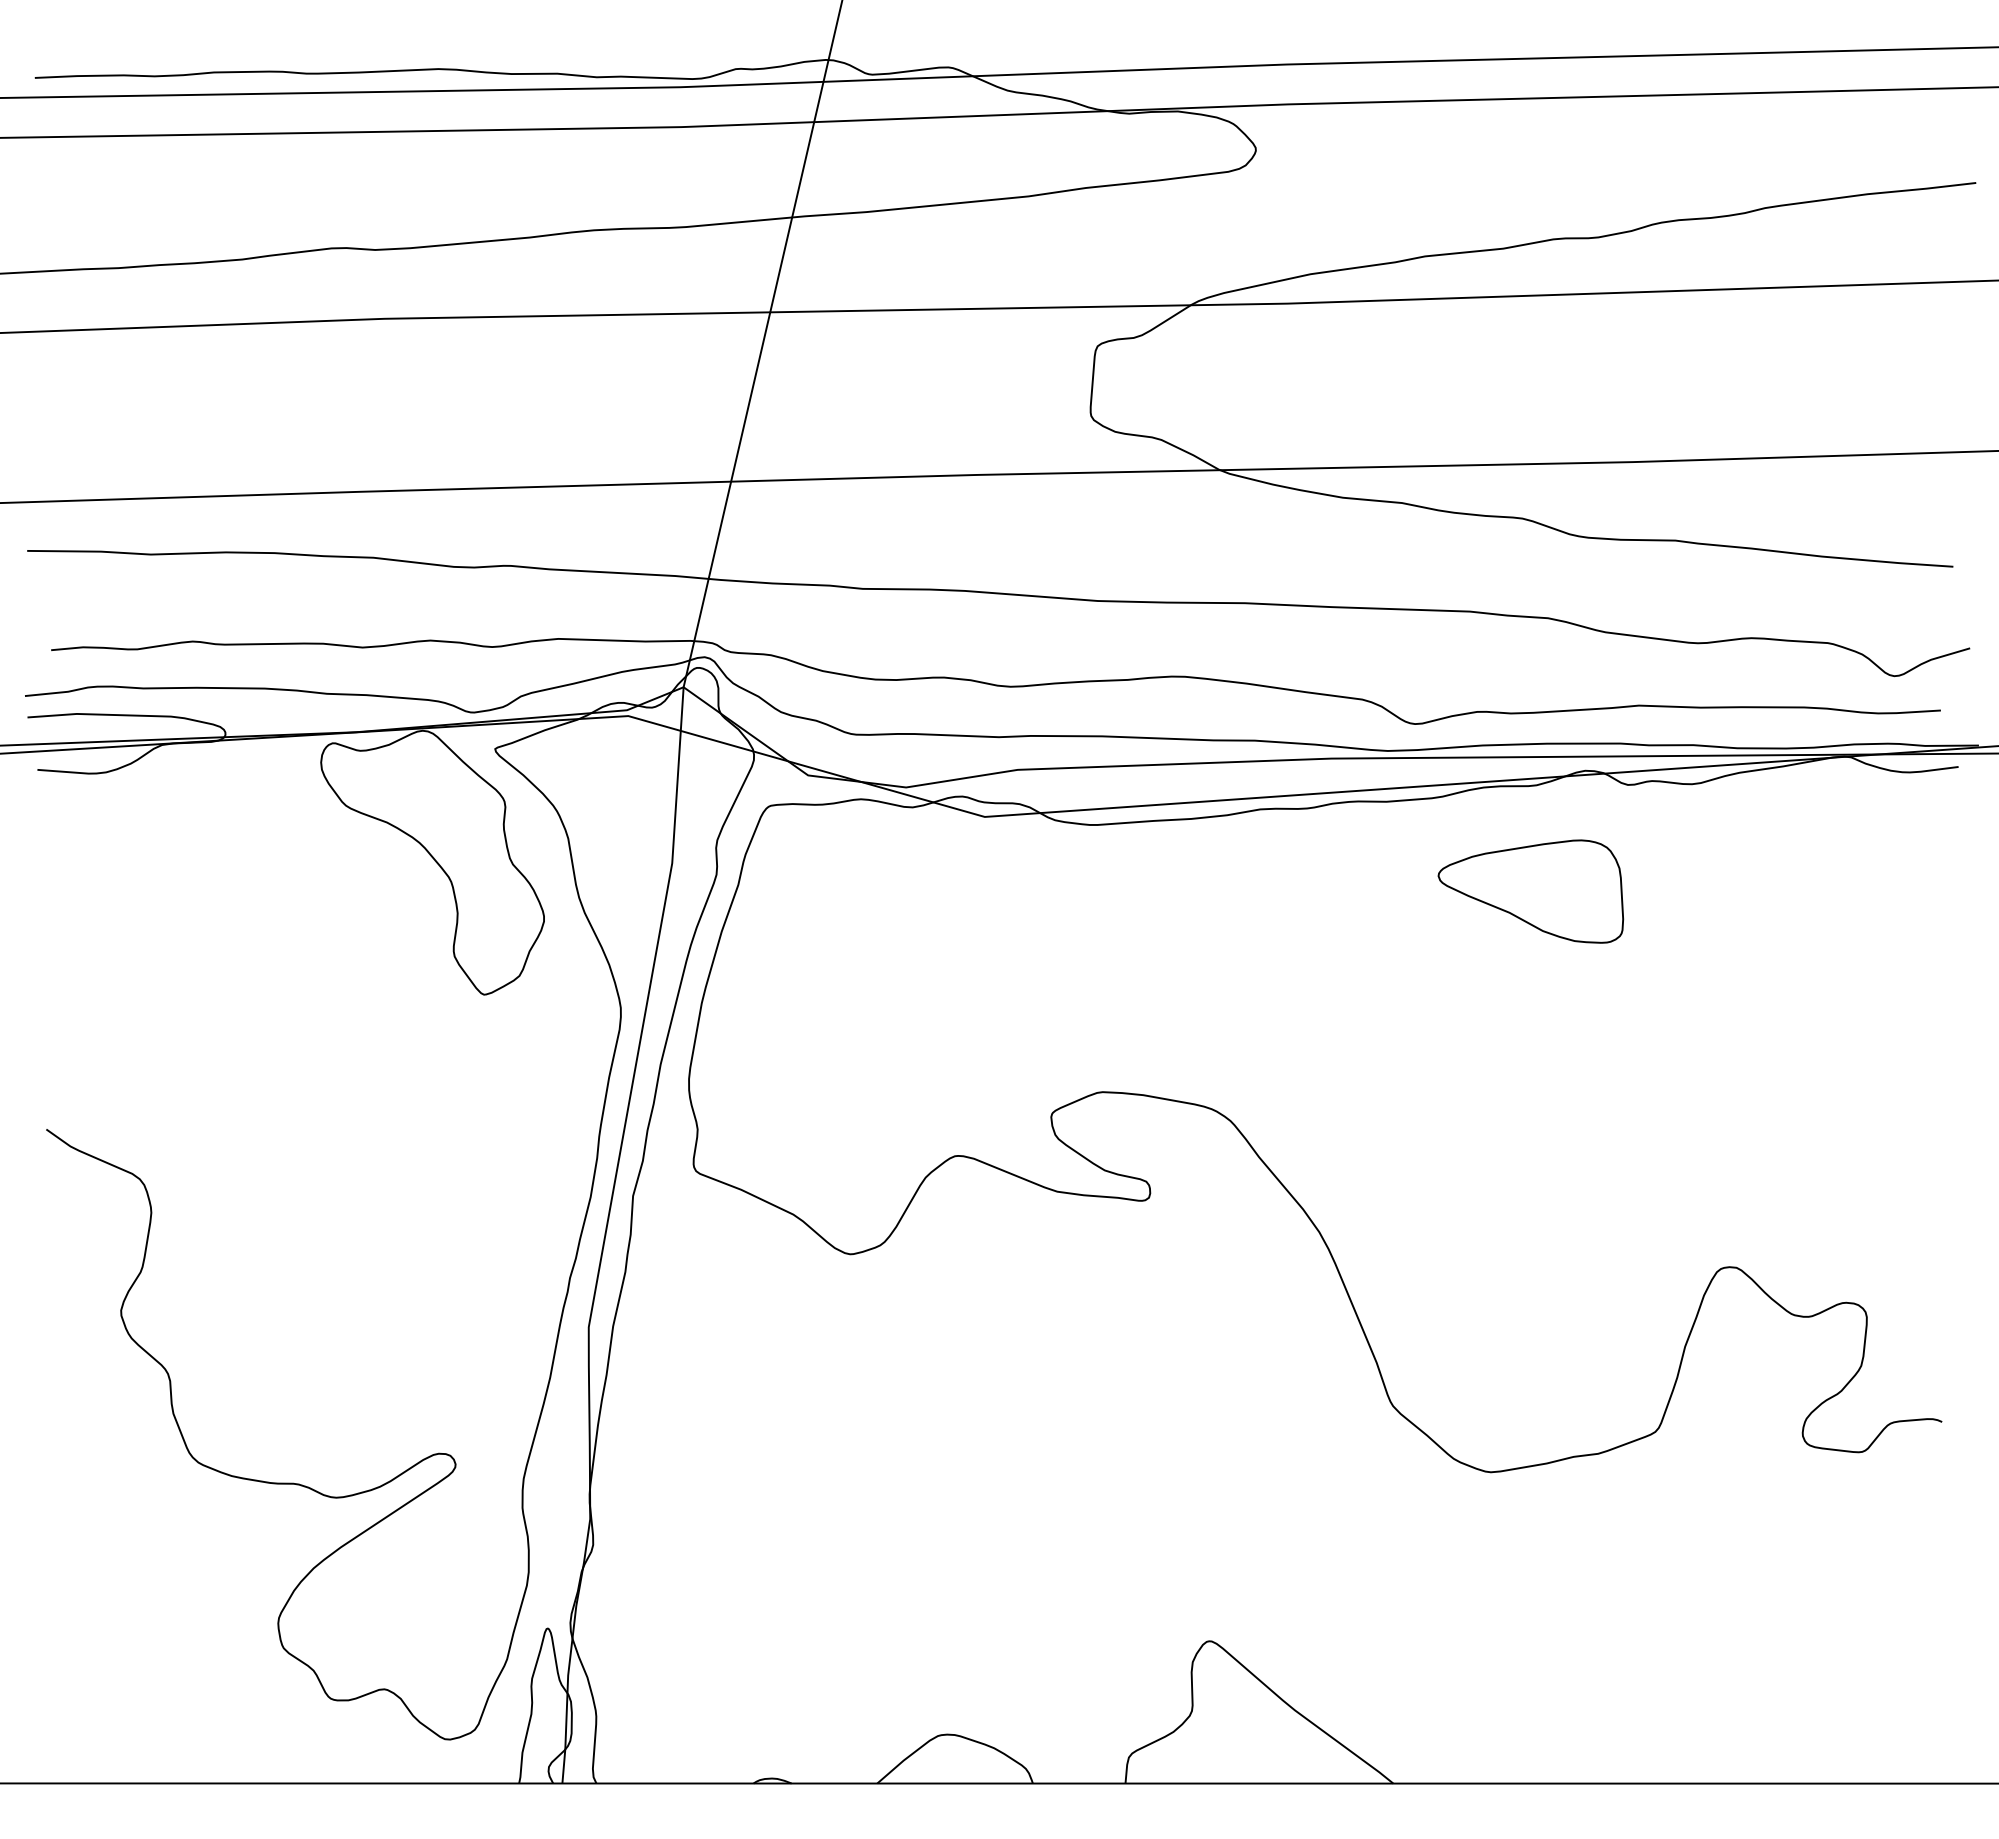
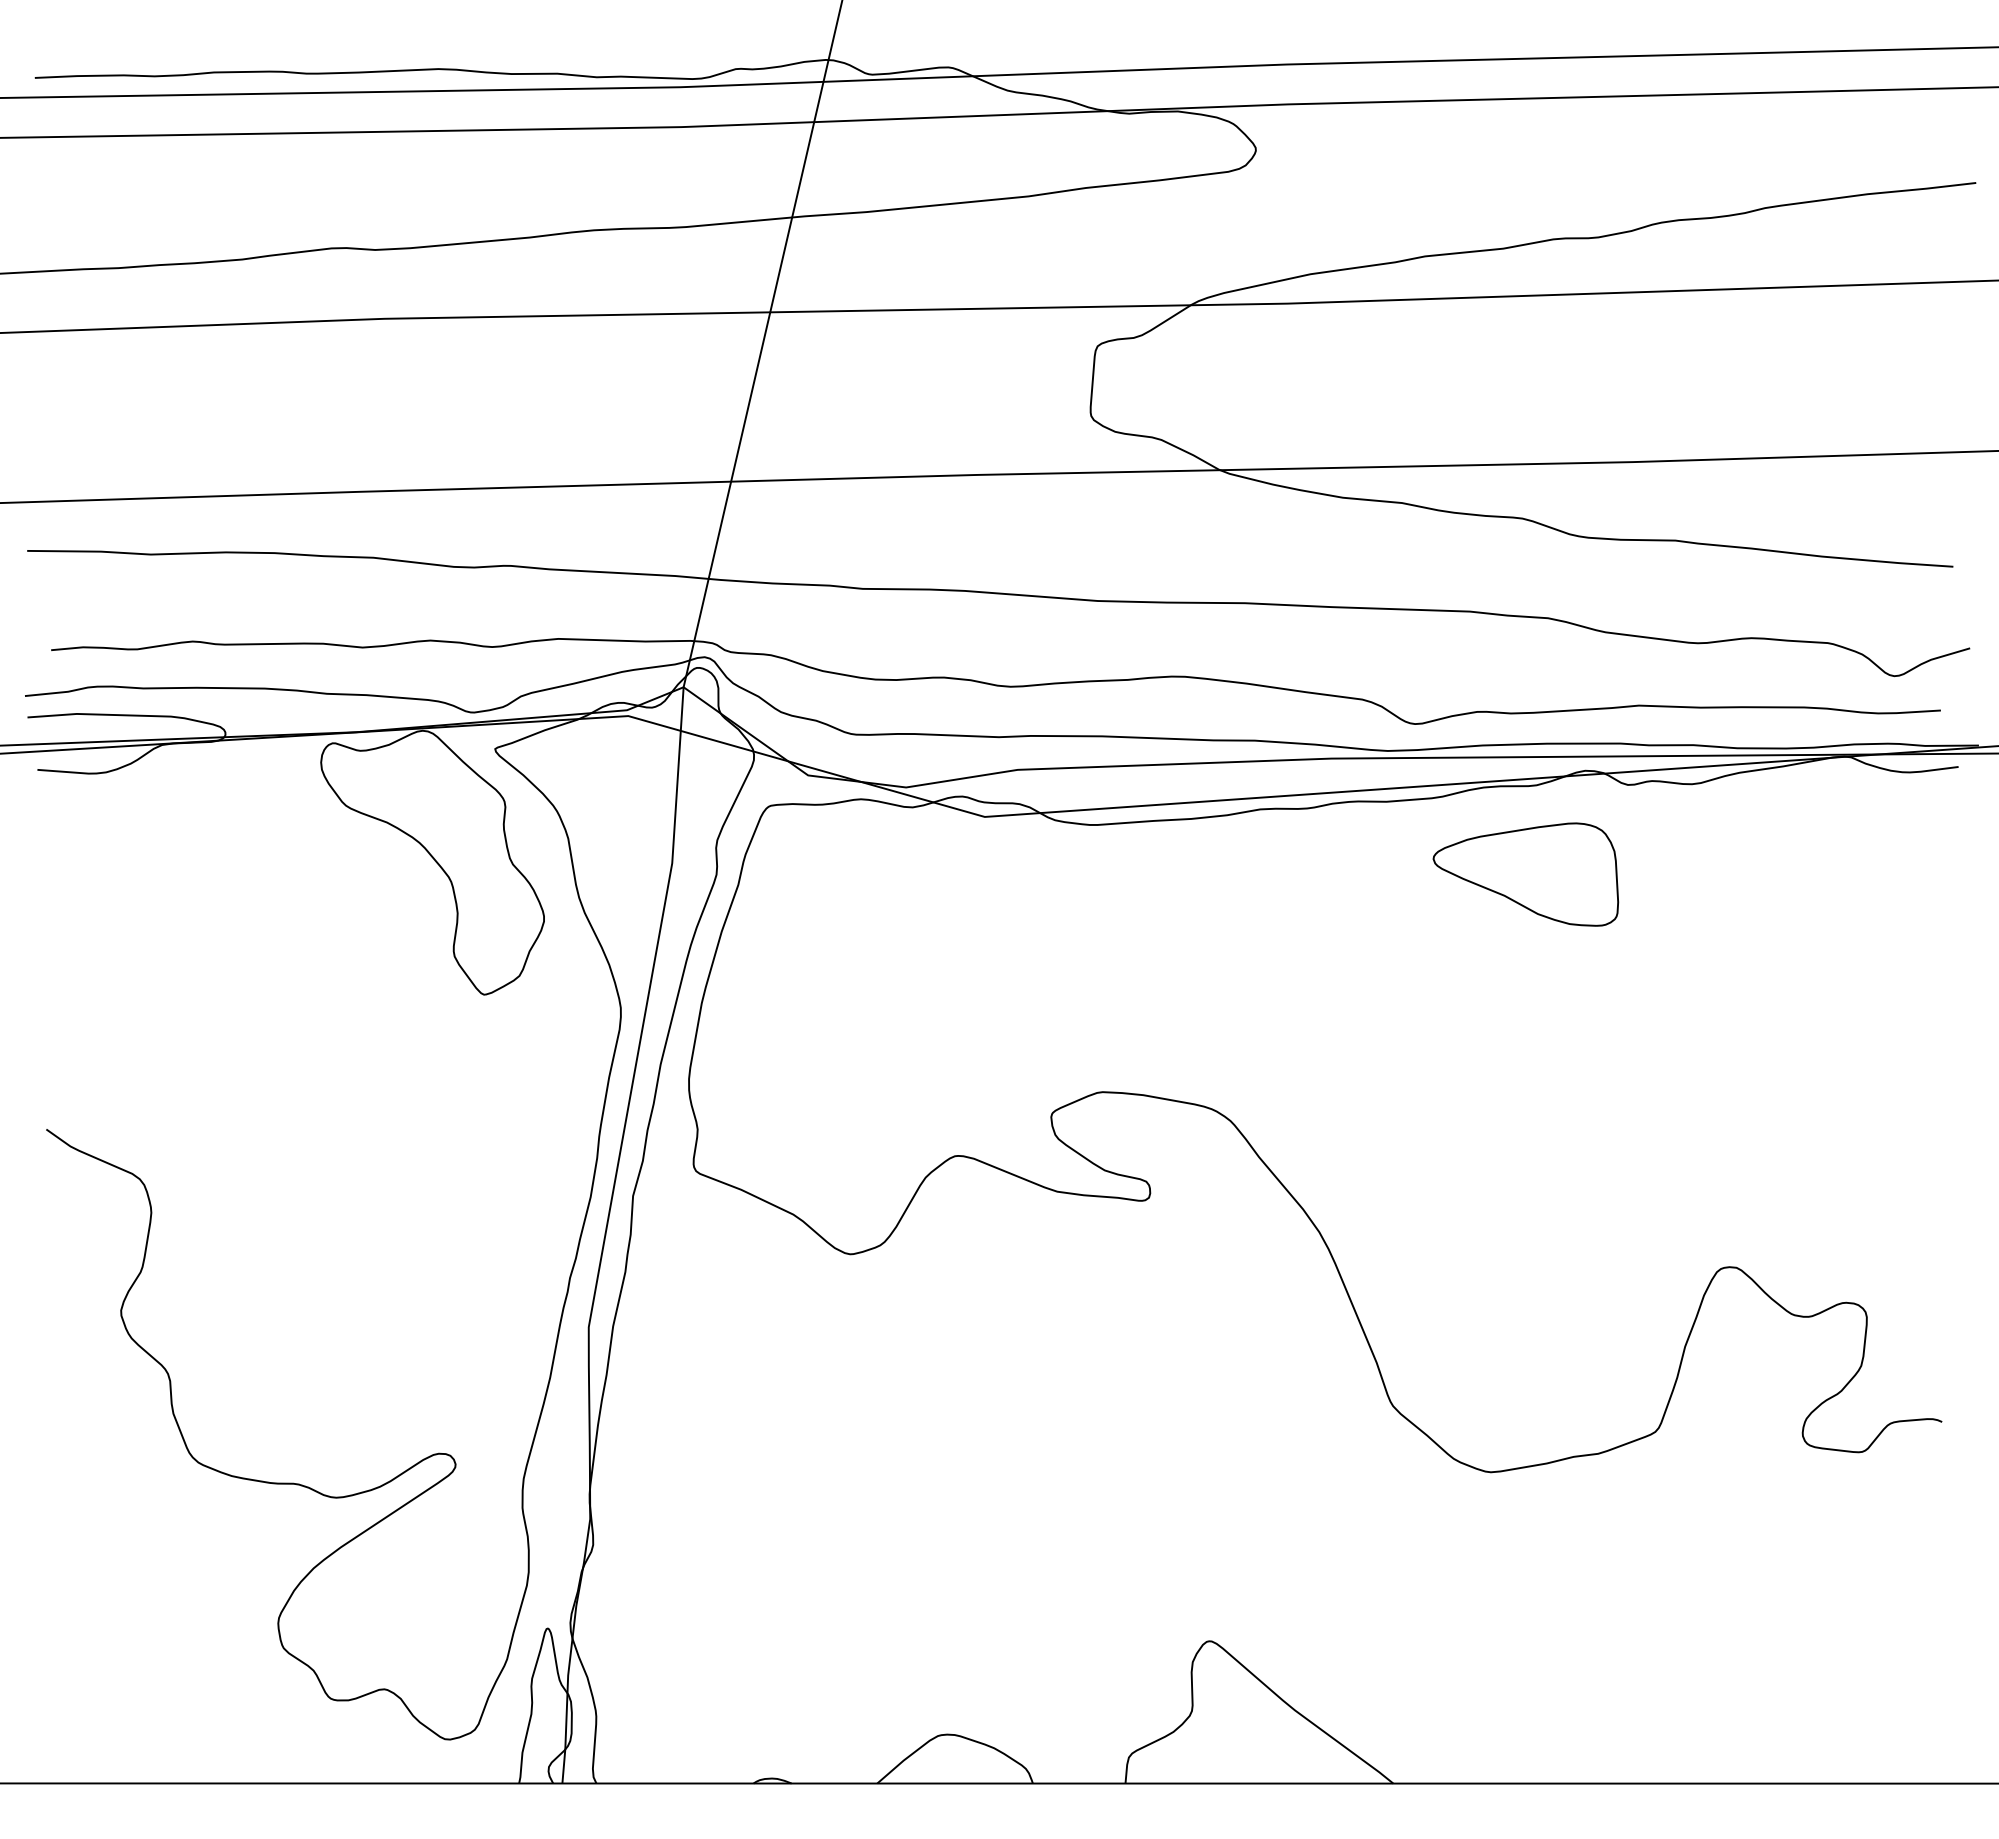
part position: (1530, 891) -> (1525, 874) (1525, 874)
